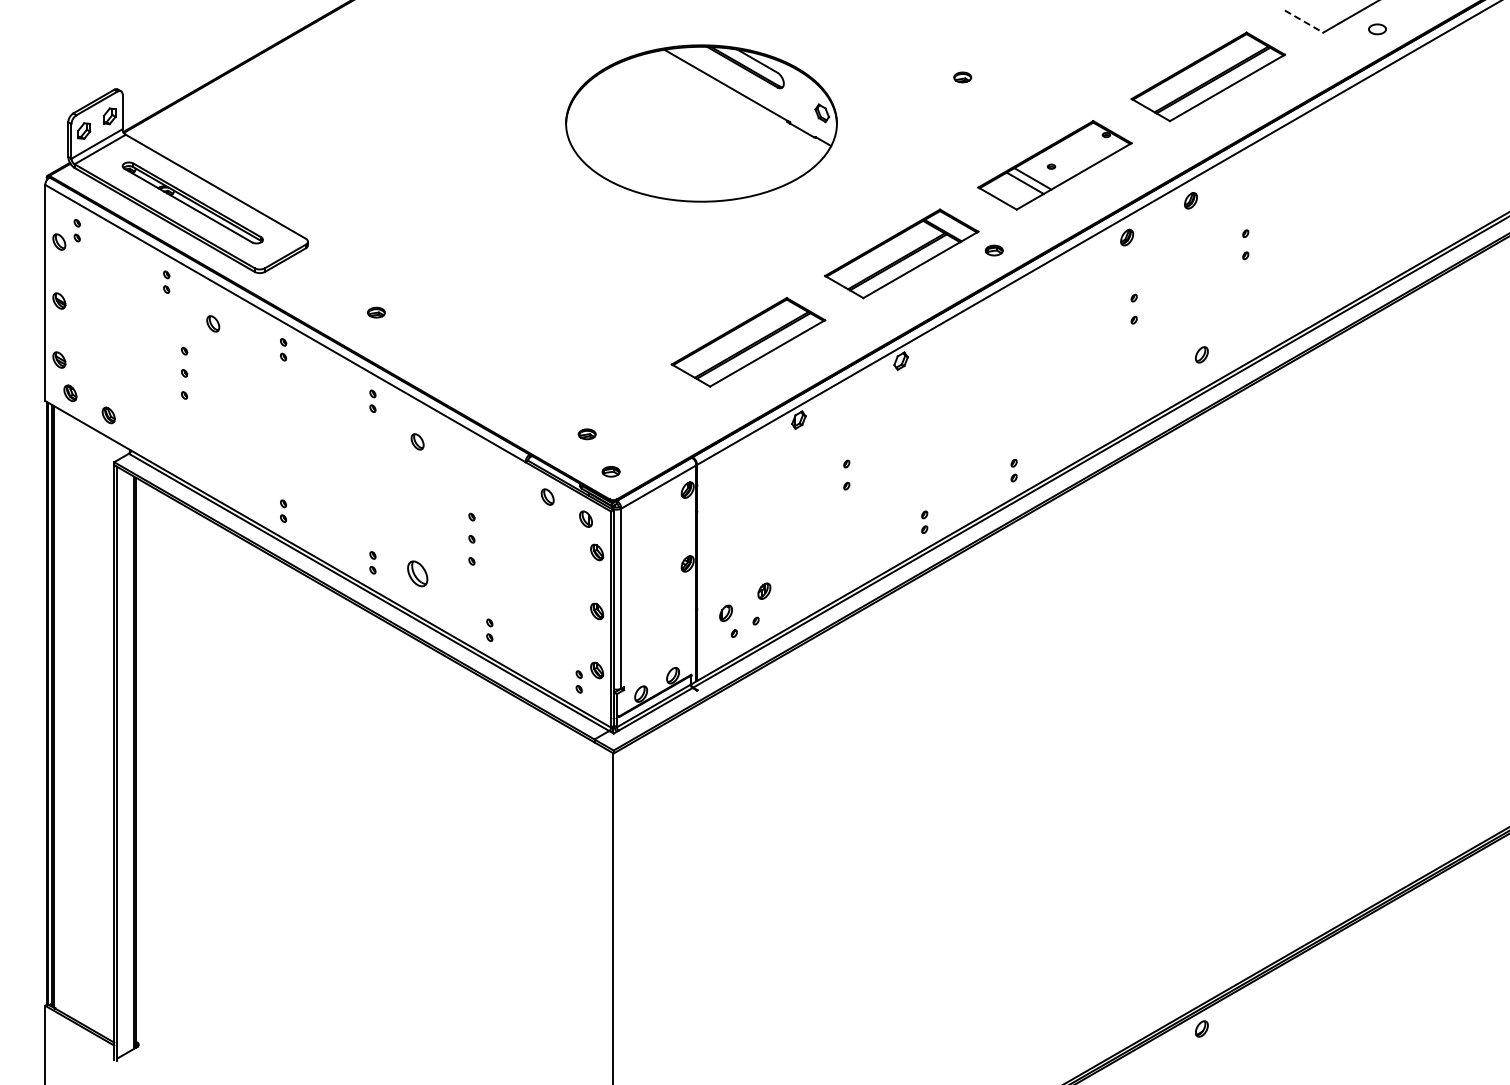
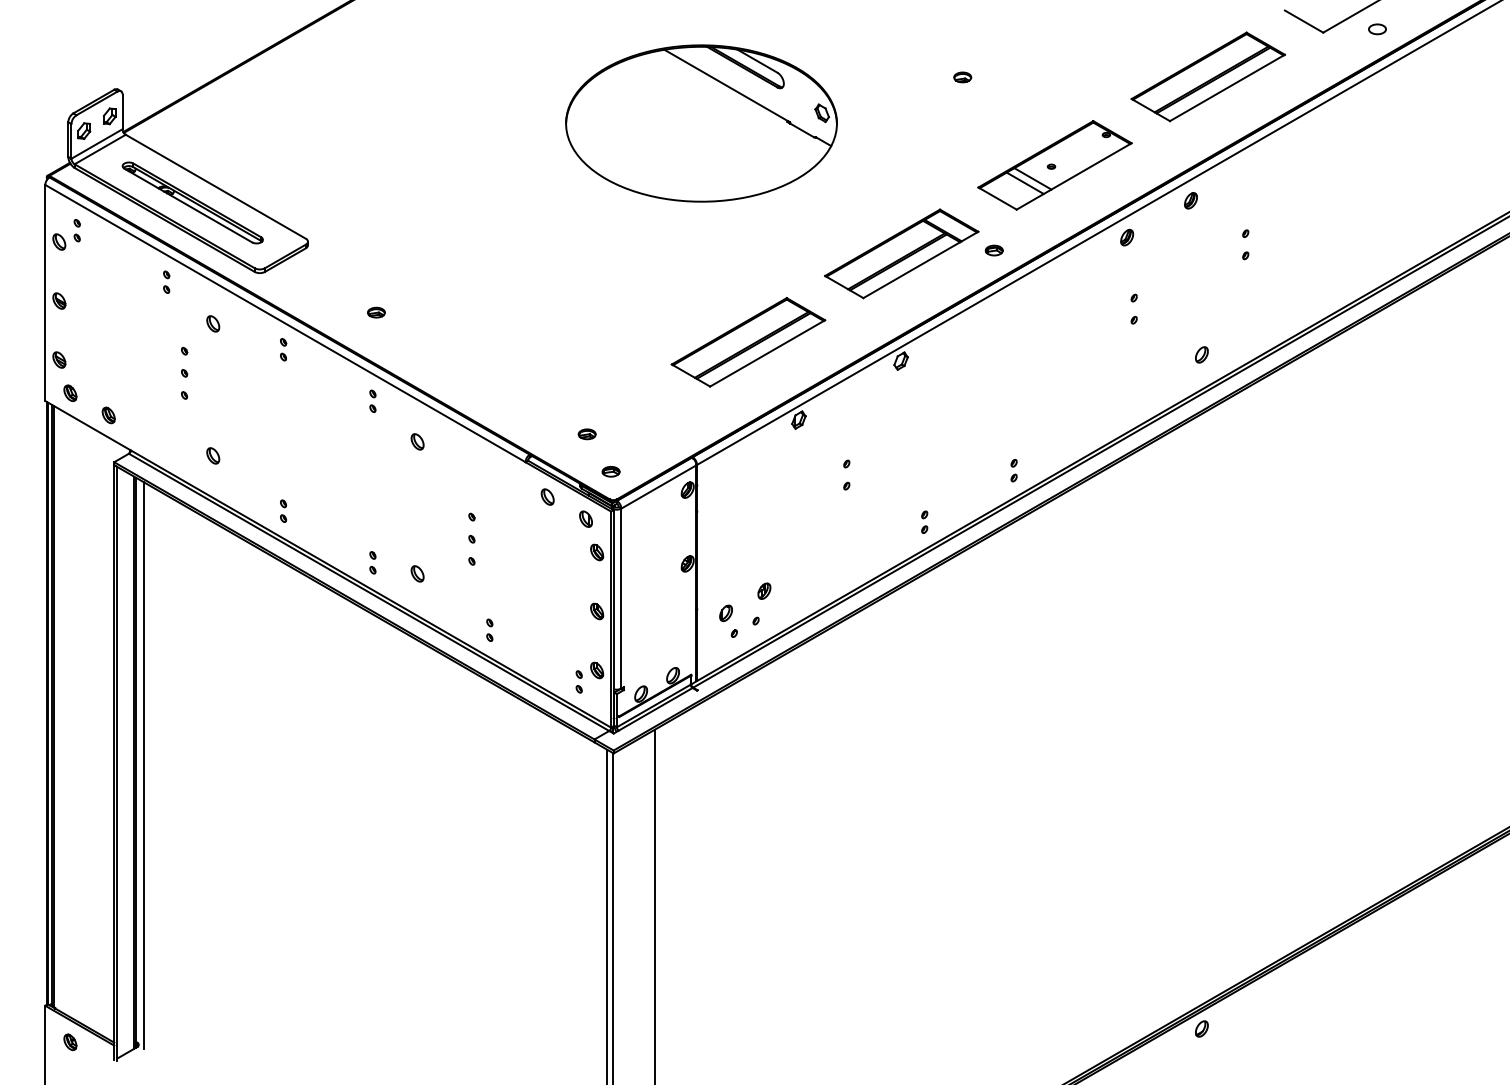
line: dashed -> solid (1304, 21)
part: none -> present (213, 455)
part size: 22x28 px -> 15x18 px (417, 573)
line: none -> present (143, 765)
line: none -> present (654, 905)
line: none -> present (607, 915)
part: none -> present (70, 1041)
